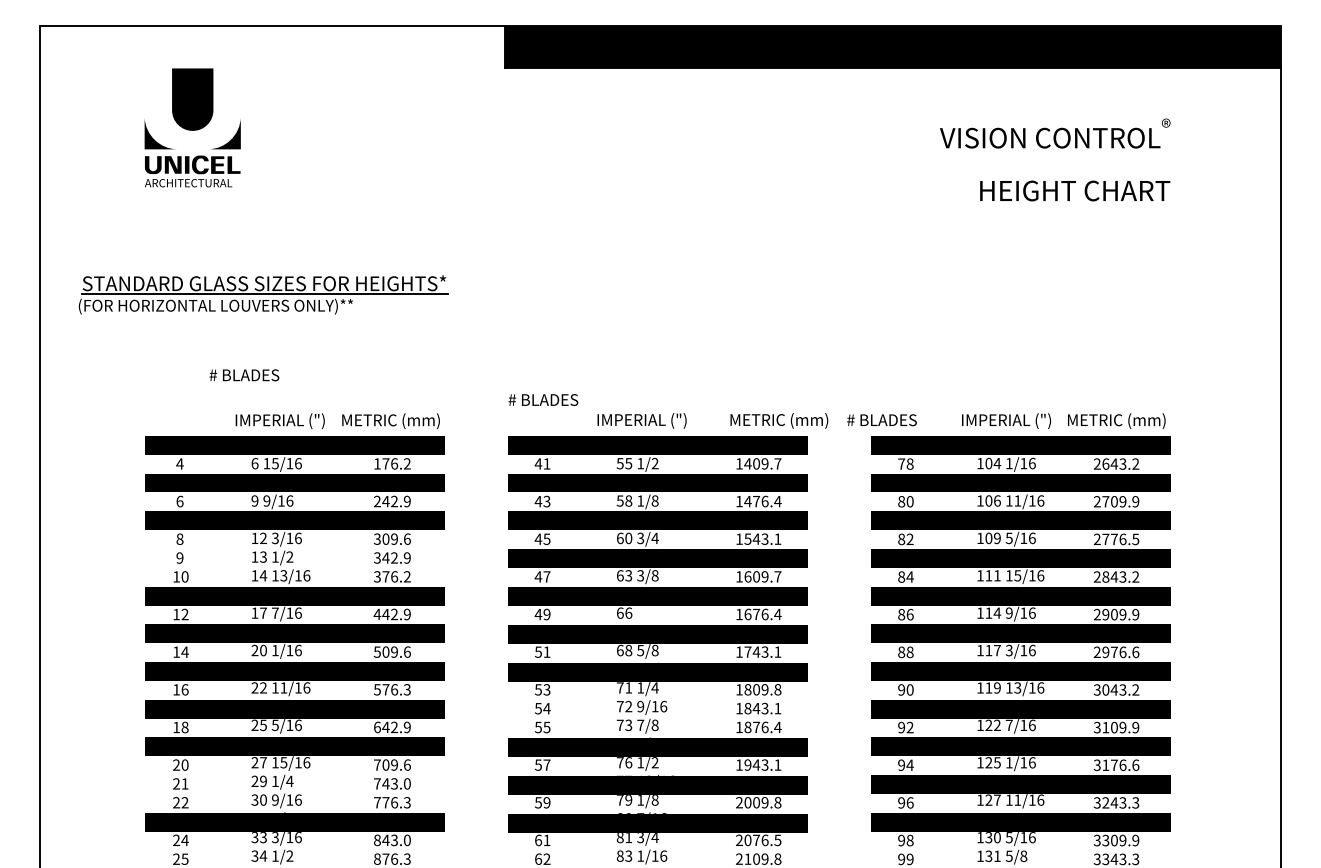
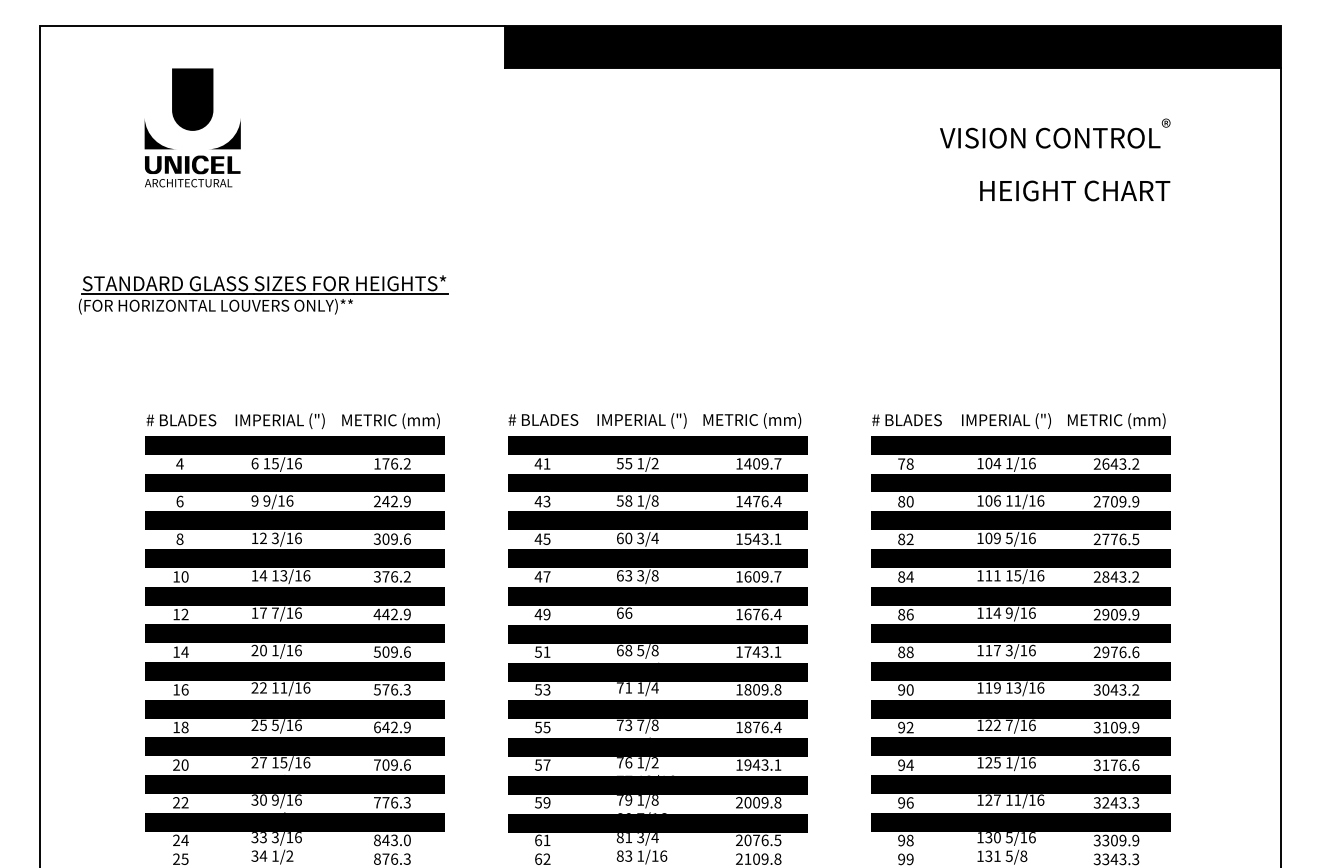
text position: (244, 375) -> (181, 420) (181, 420)
text position: (543, 399) -> (543, 419) (543, 419)
text position: (779, 420) -> (752, 420) (752, 420)
text position: (881, 420) -> (906, 420) (906, 420)
fill: none -> present (294, 557)
fill: none -> present (657, 709)
fill: none -> present (294, 784)
